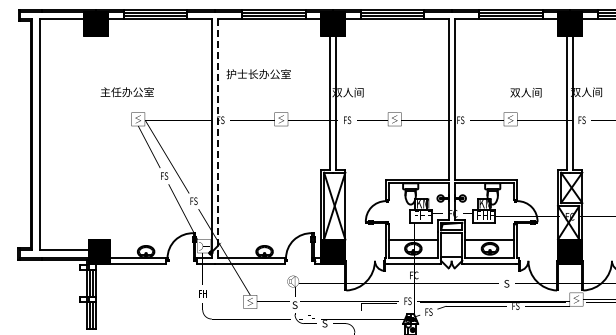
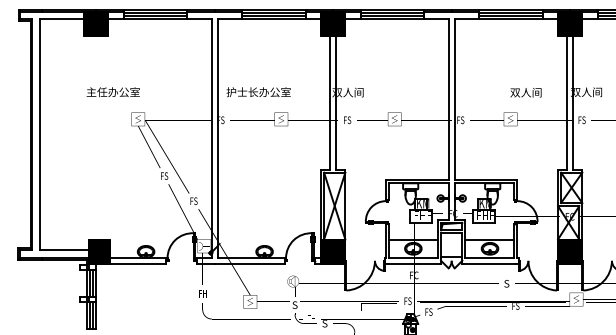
text position: (258, 74) -> (258, 92) (258, 92)
text position: (126, 92) -> (112, 92) (112, 92)
line: dashed -> solid (217, 139)
